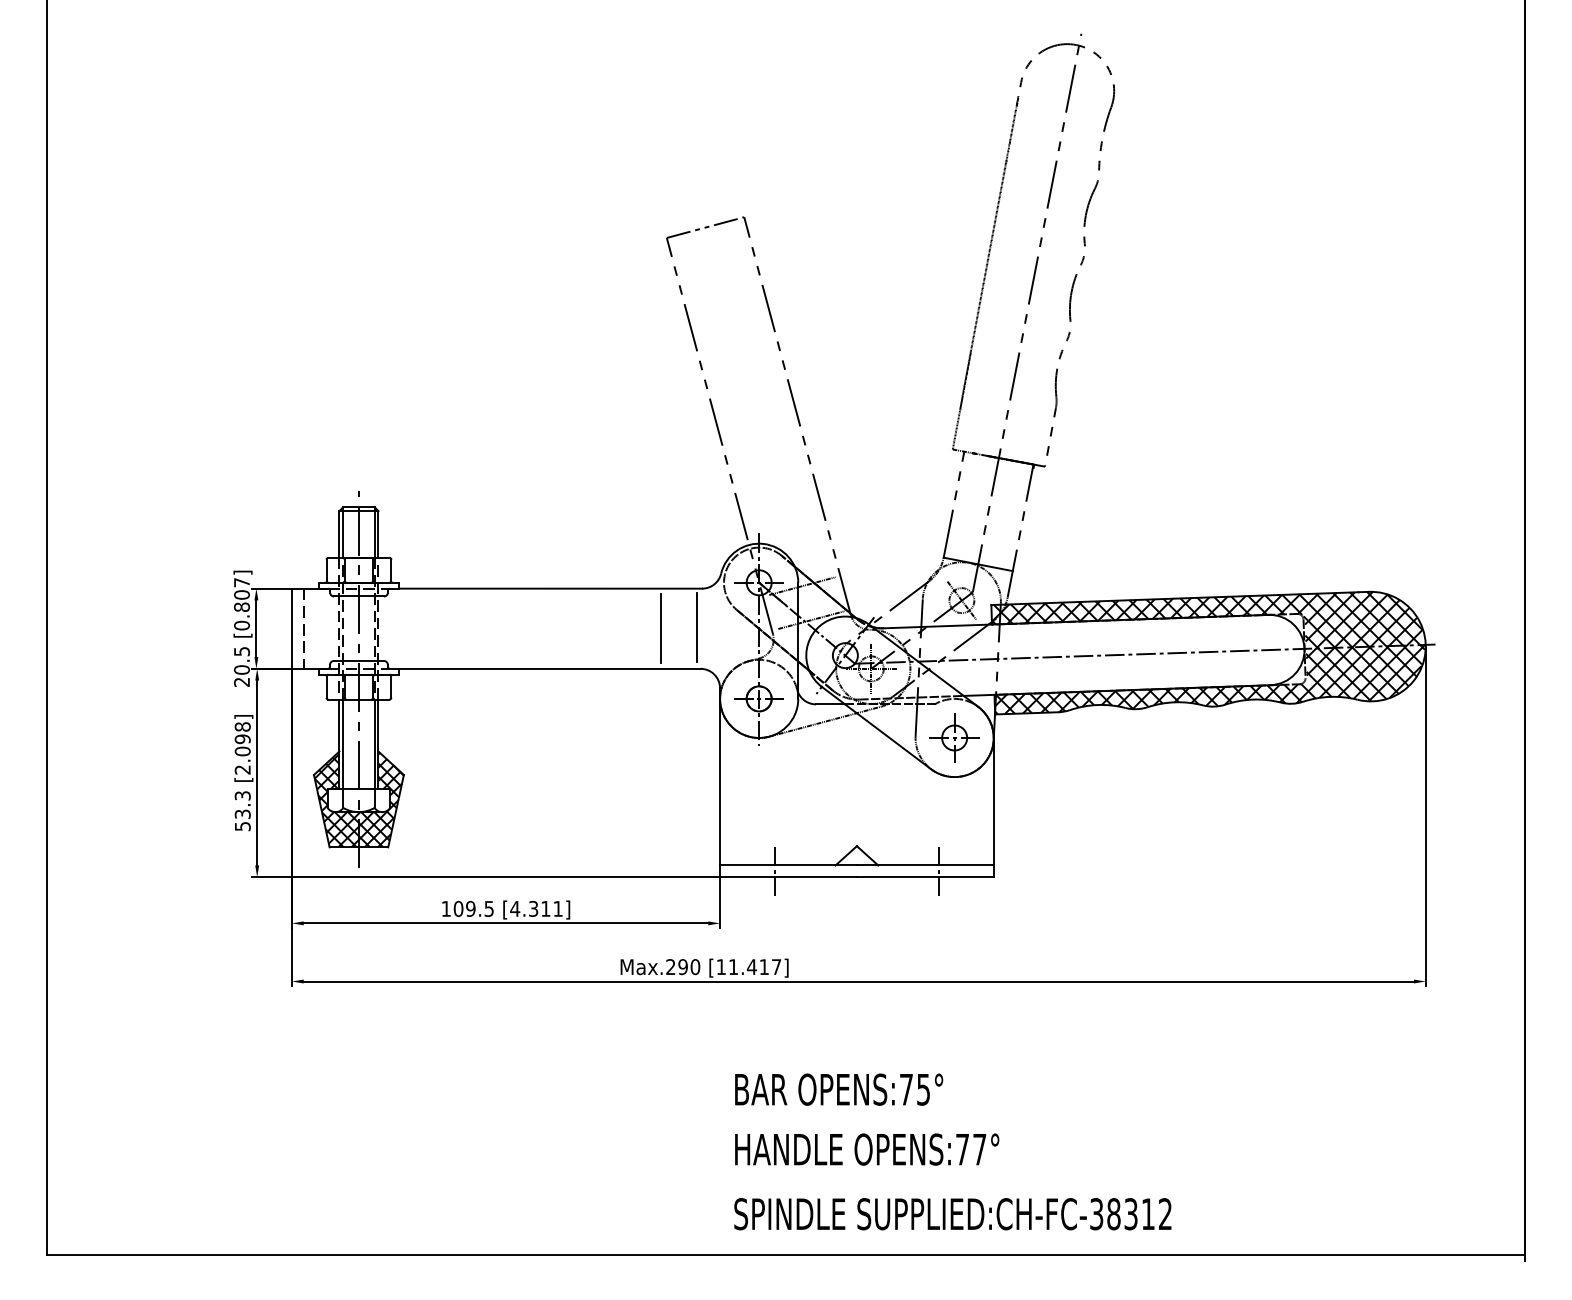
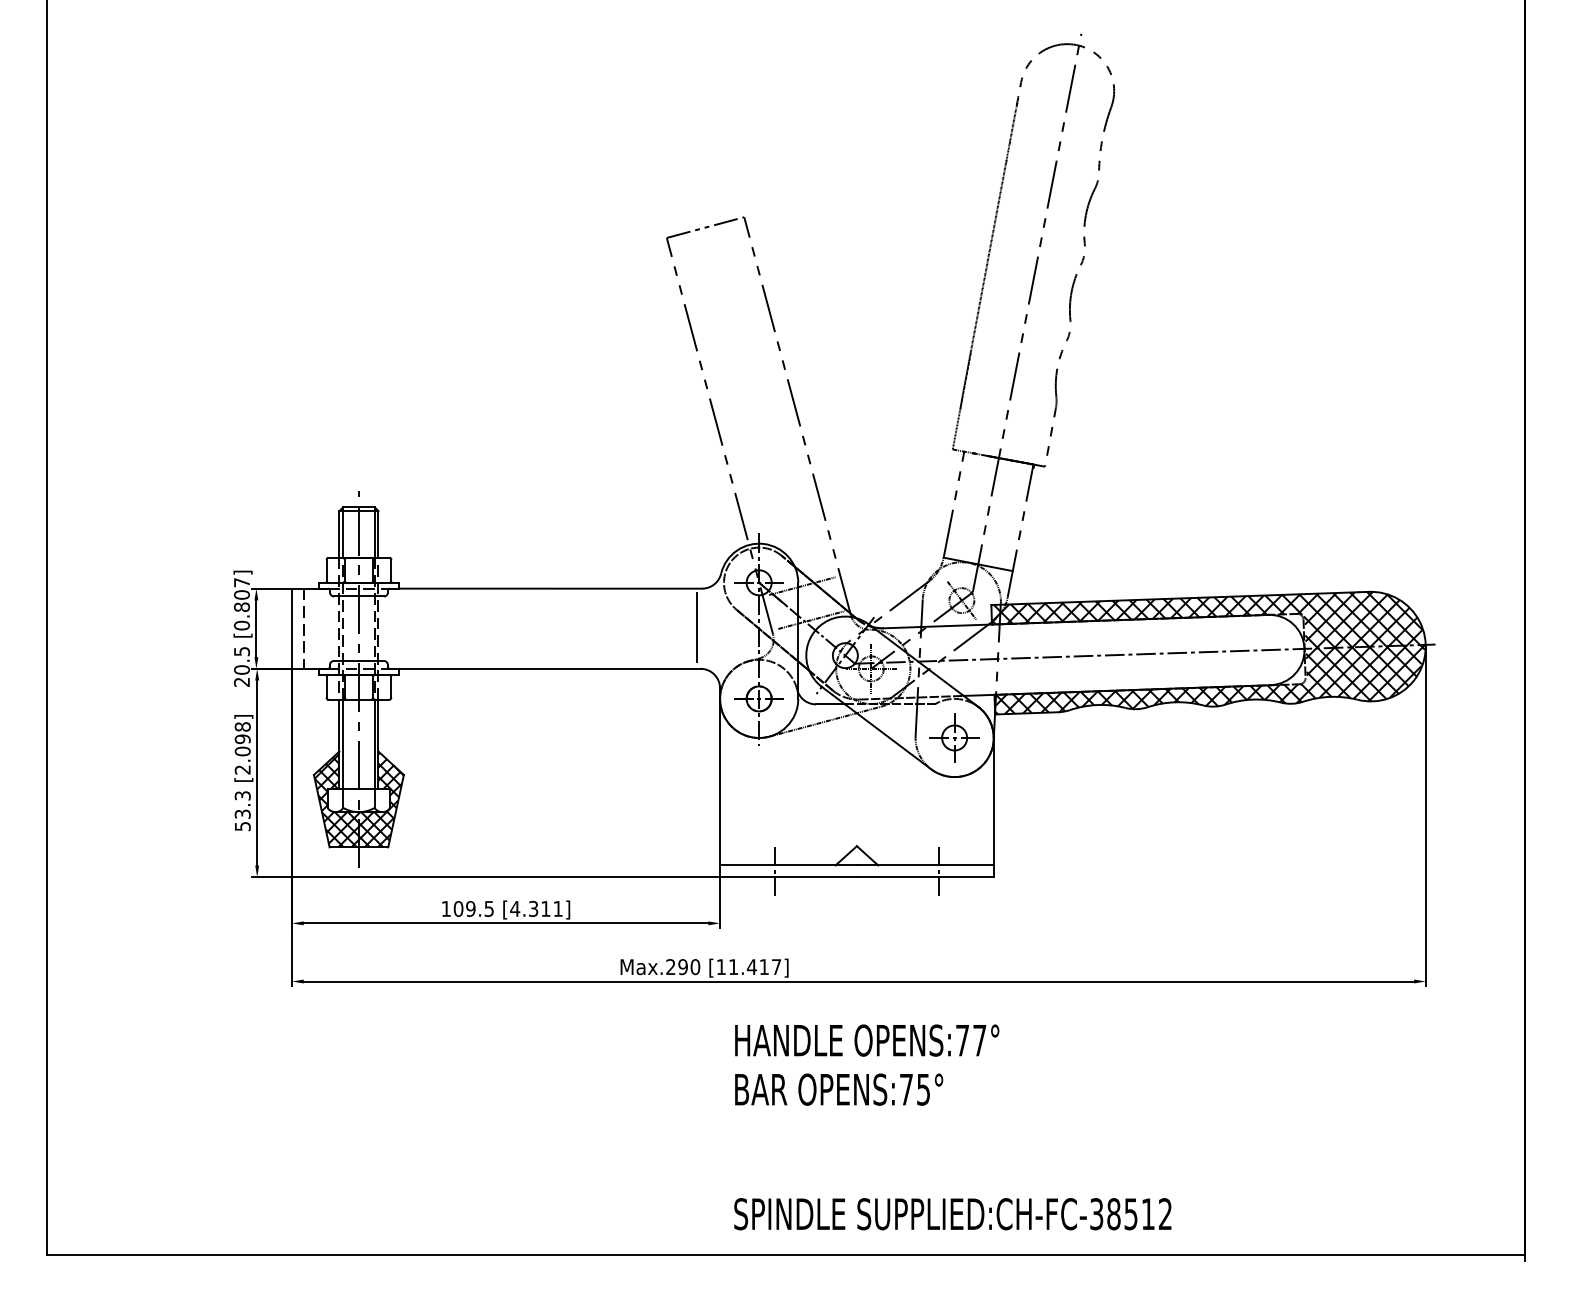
line: present -> none (661, 627)
text position: (867, 1149) -> (867, 1040) (867, 1040)
text: SUPPLIED:CH-FC-38312 -> SUPPLIED:CH-FC-38512 (1131, 1213)
